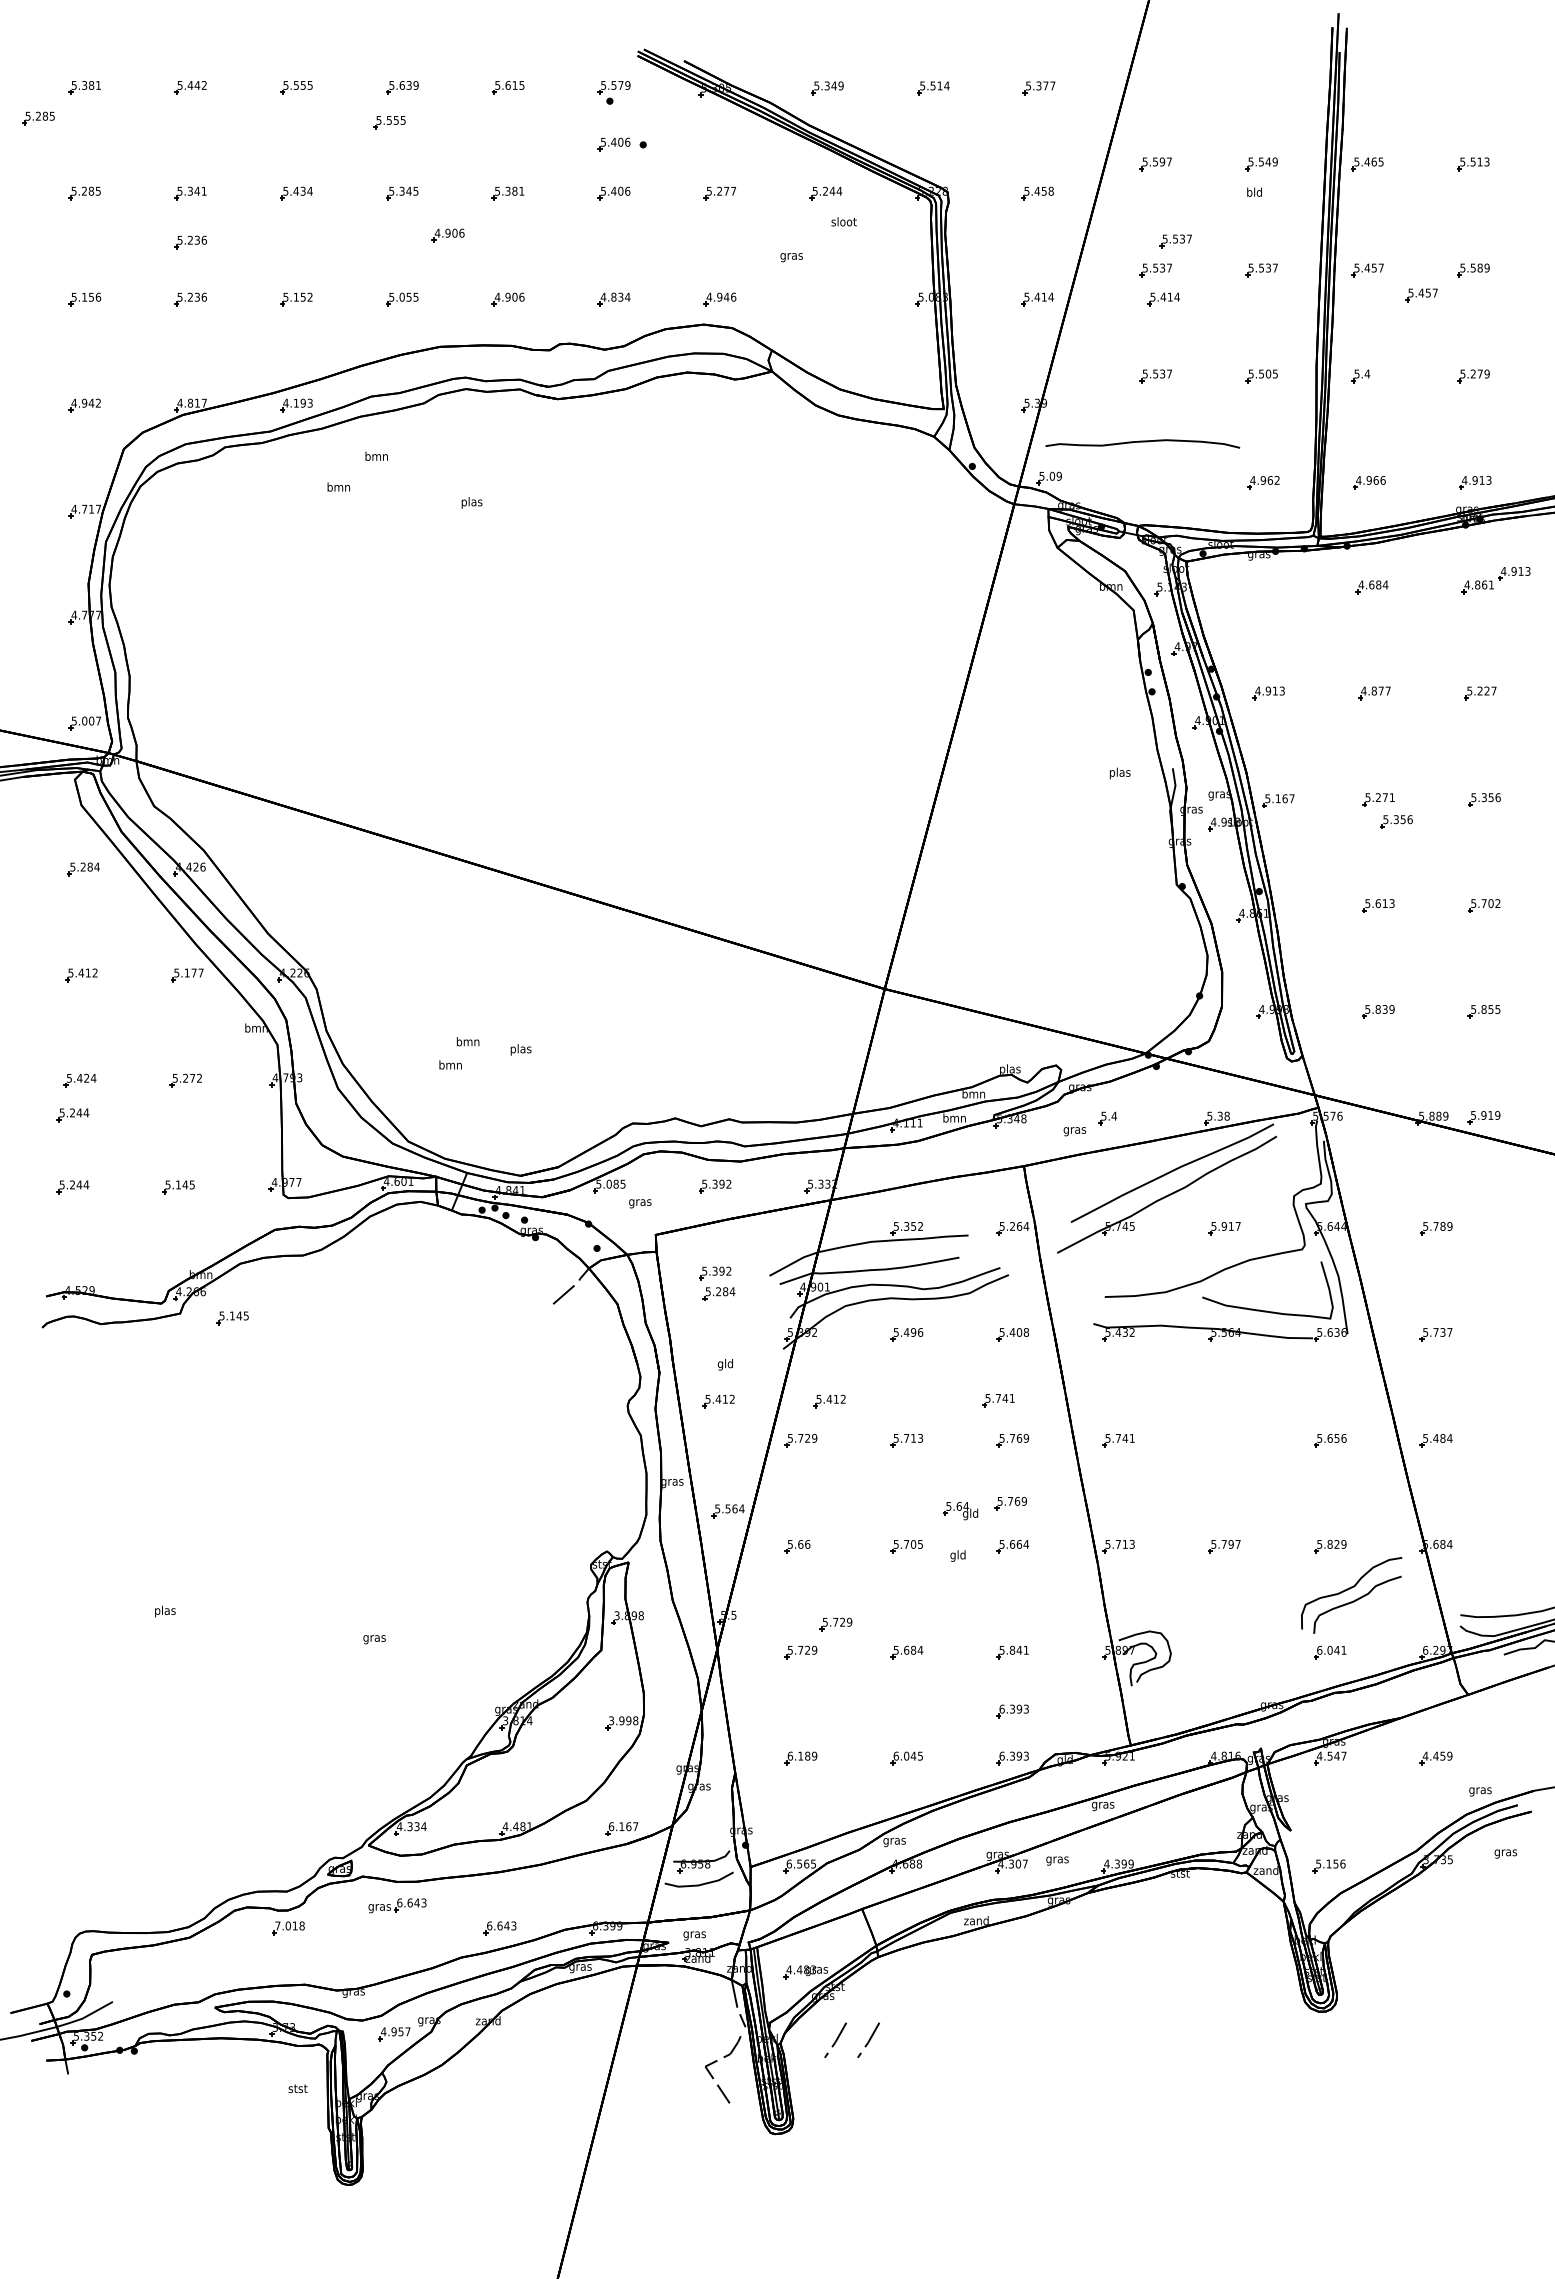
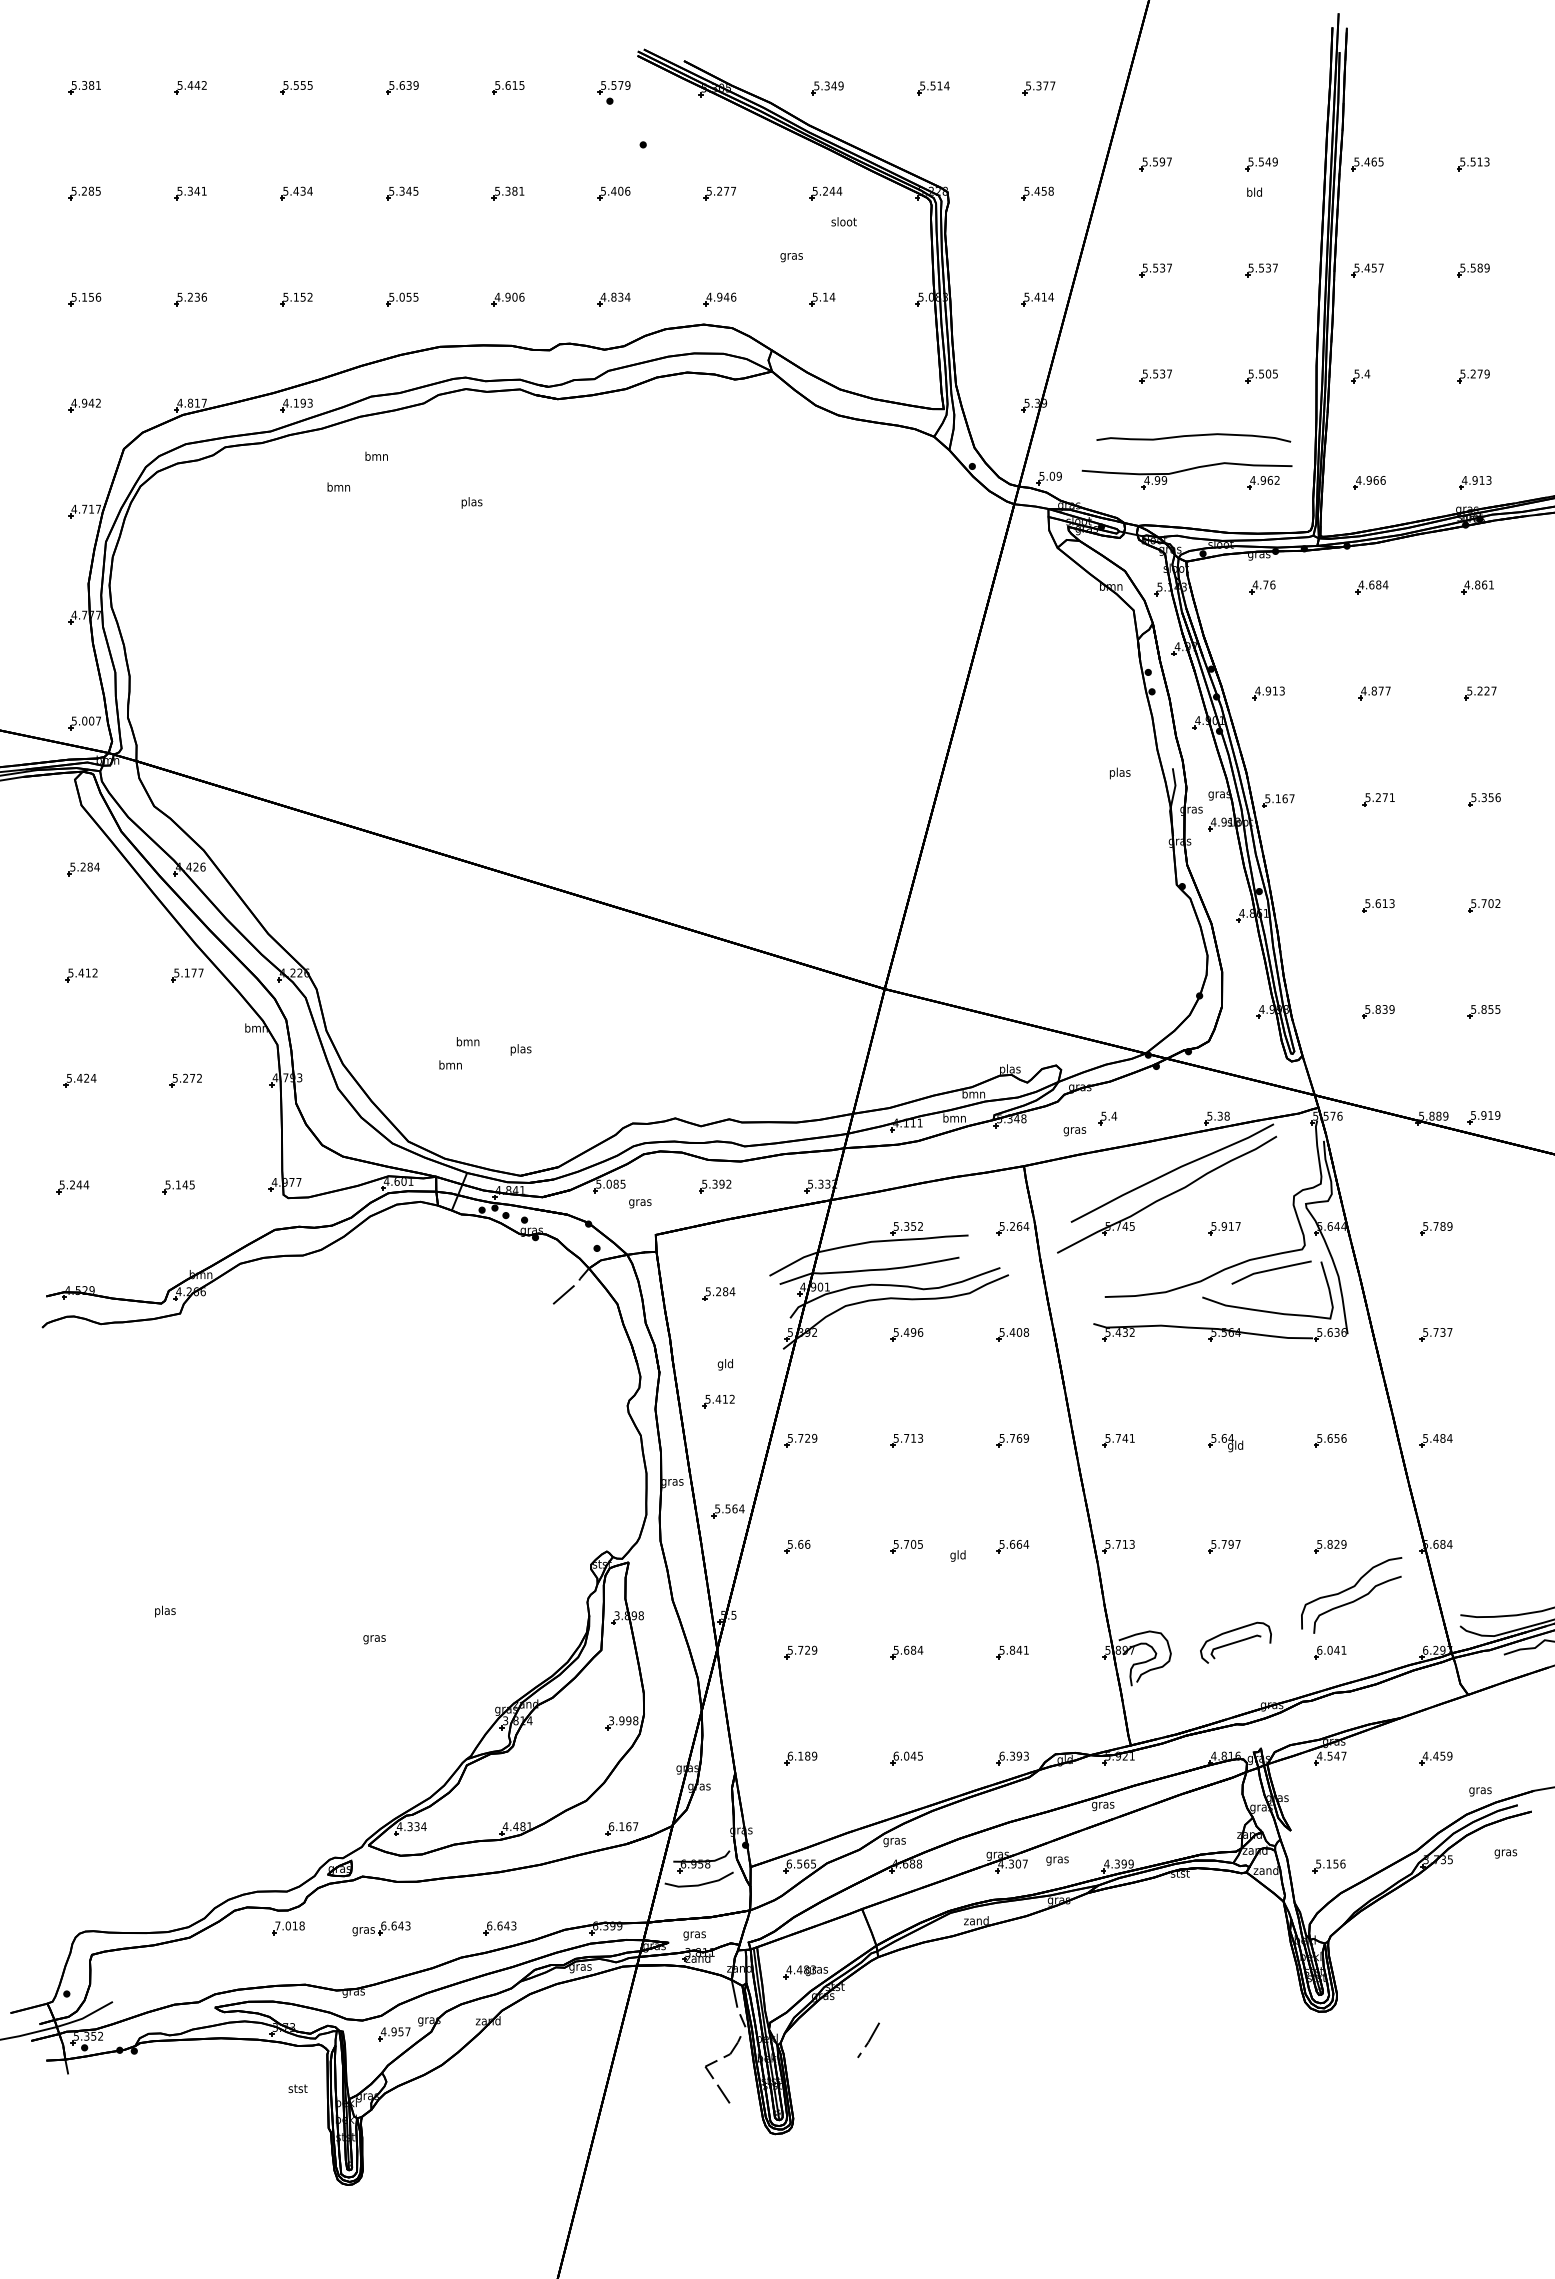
part: present -> none (38, 118)
part: present -> none (389, 122)
part: present -> none (613, 144)
part: present -> none (447, 235)
part: present -> none (1175, 241)
part: present -> none (190, 242)
part: present -> none (1421, 295)
part: none -> present (822, 299)
part: present -> none (1163, 299)
curve position: (1142, 442) -> (1193, 436) (1193, 436)
part: none -> present (1186, 475)
part: present -> none (1514, 573)
part: none -> present (1262, 587)
part: present -> none (1396, 821)
part: present -> none (72, 1115)
line: none -> present (1271, 1270)
part: present -> none (715, 1273)
part: present -> none (232, 1318)
part: present -> none (998, 1400)
part: present -> none (829, 1401)
part: present -> none (1010, 1503)
part position: (960, 1511) -> (1225, 1443) (1225, 1443)
part: present -> none (835, 1624)
part: none -> present (1235, 1642)
part: present -> none (1012, 1711)
part position: (397, 1905) -> (381, 1928) (381, 1928)
line: present -> none (835, 2040)
